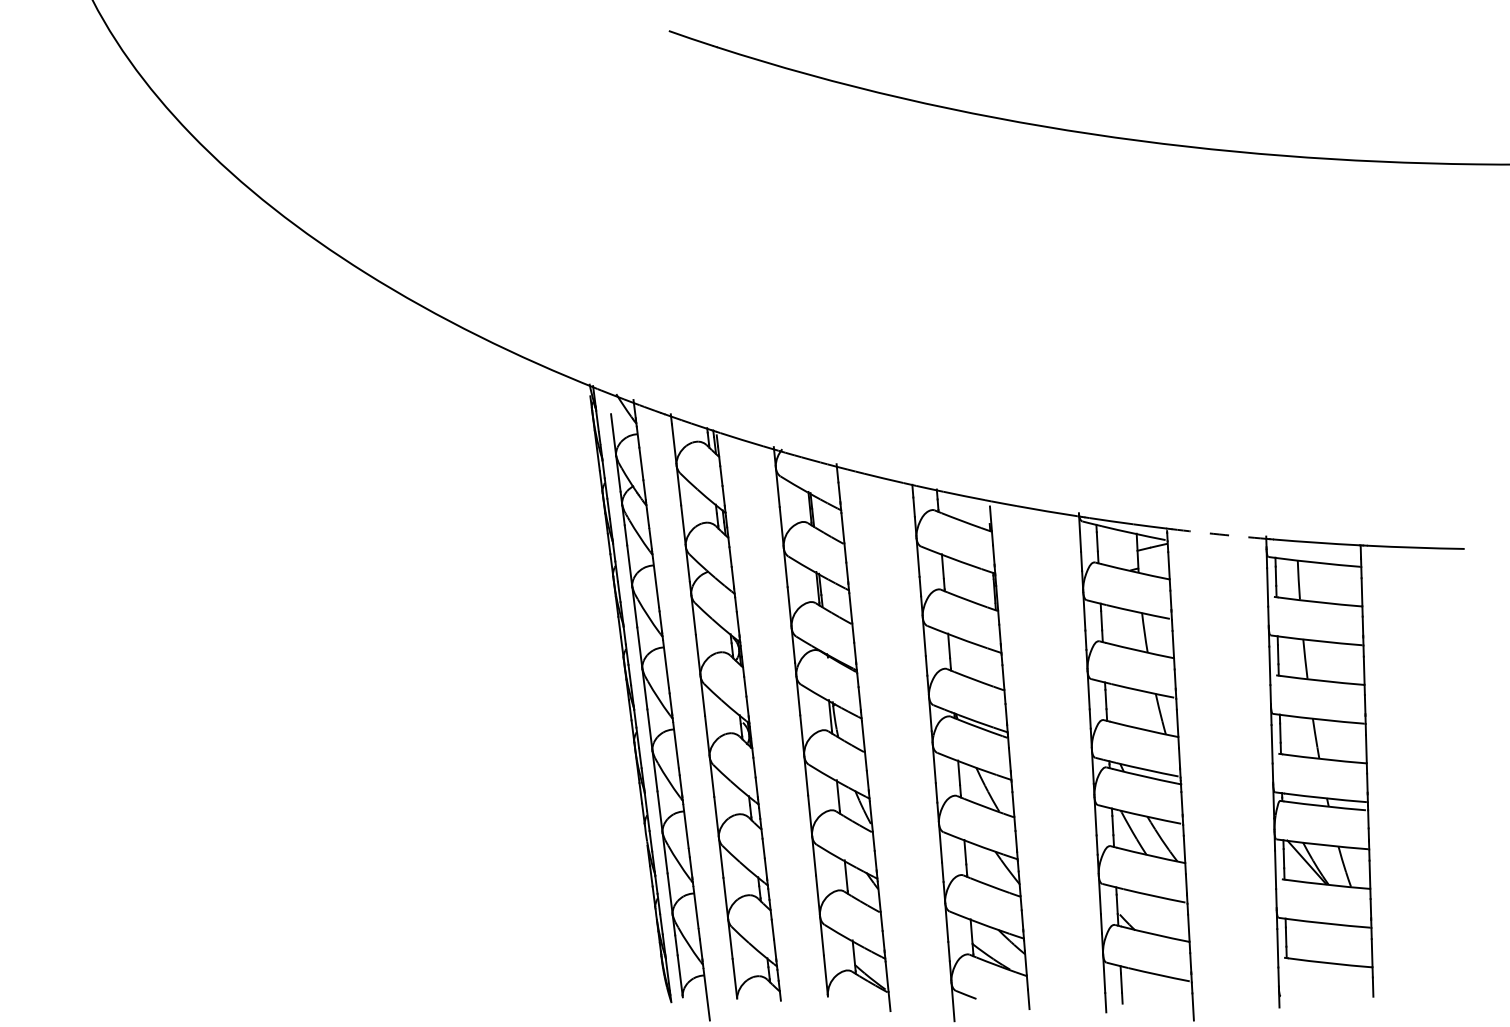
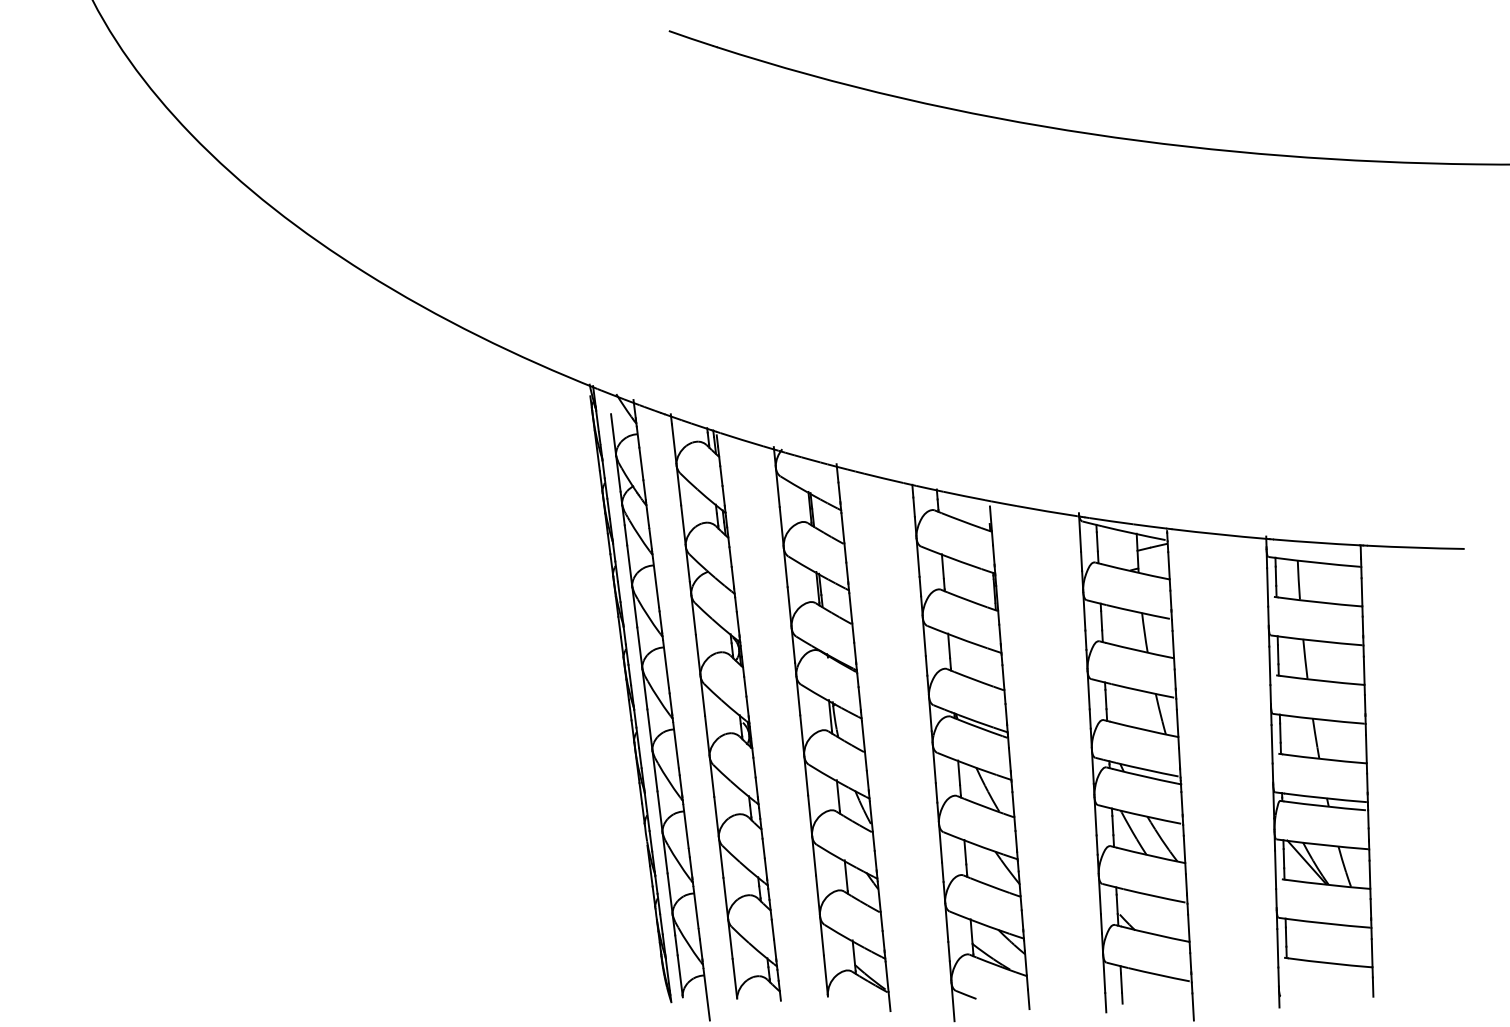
arc: dashed -> solid (1219, 534)
